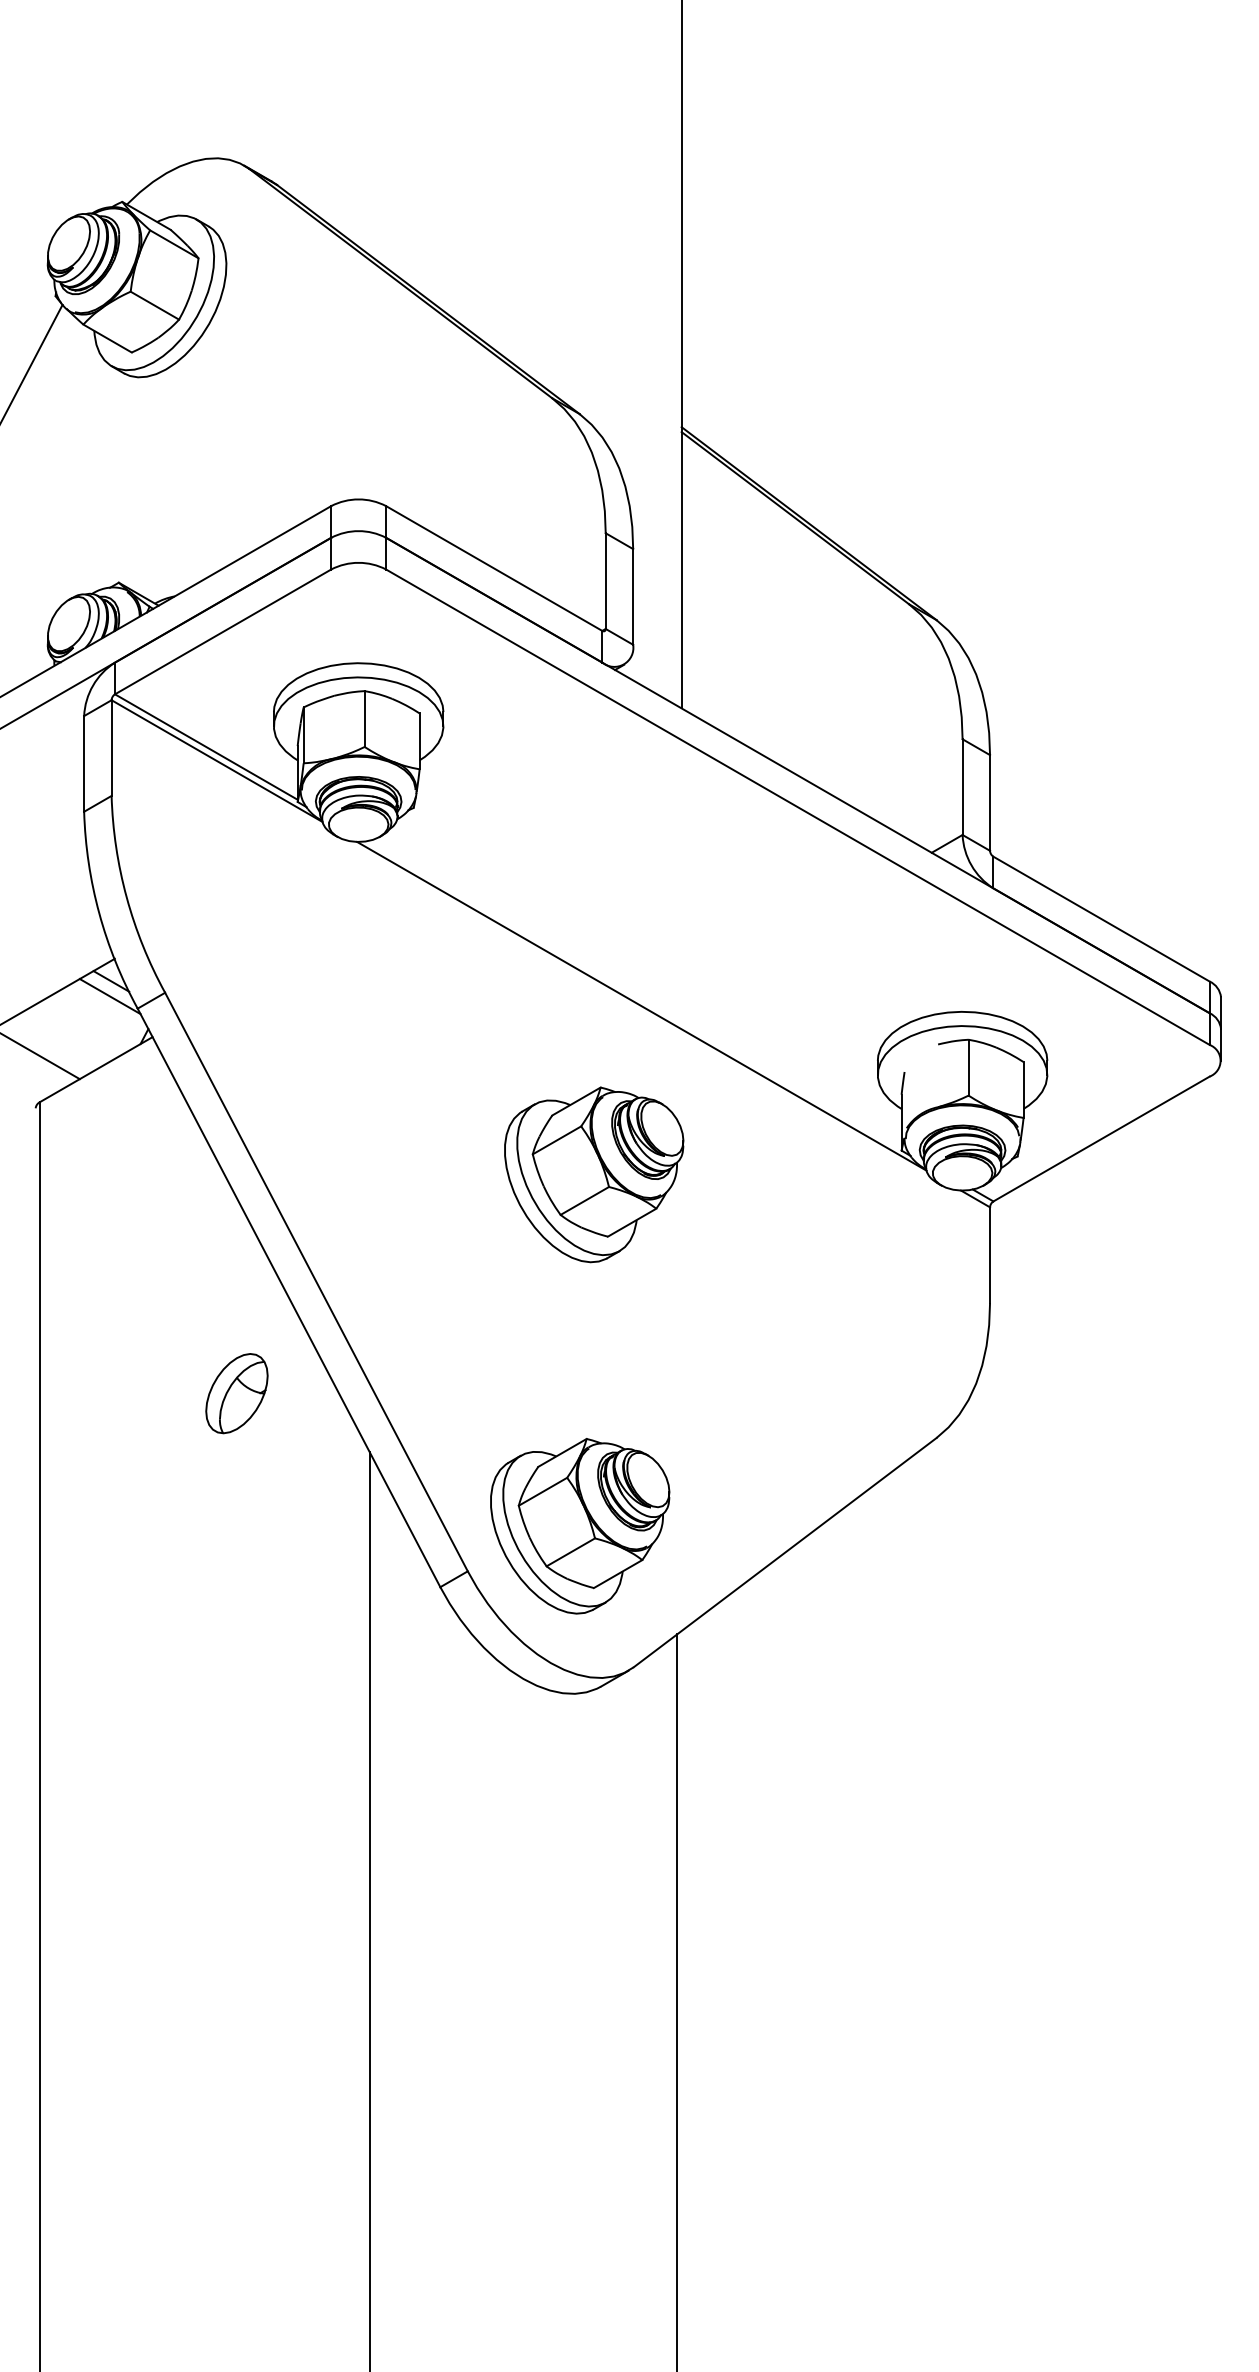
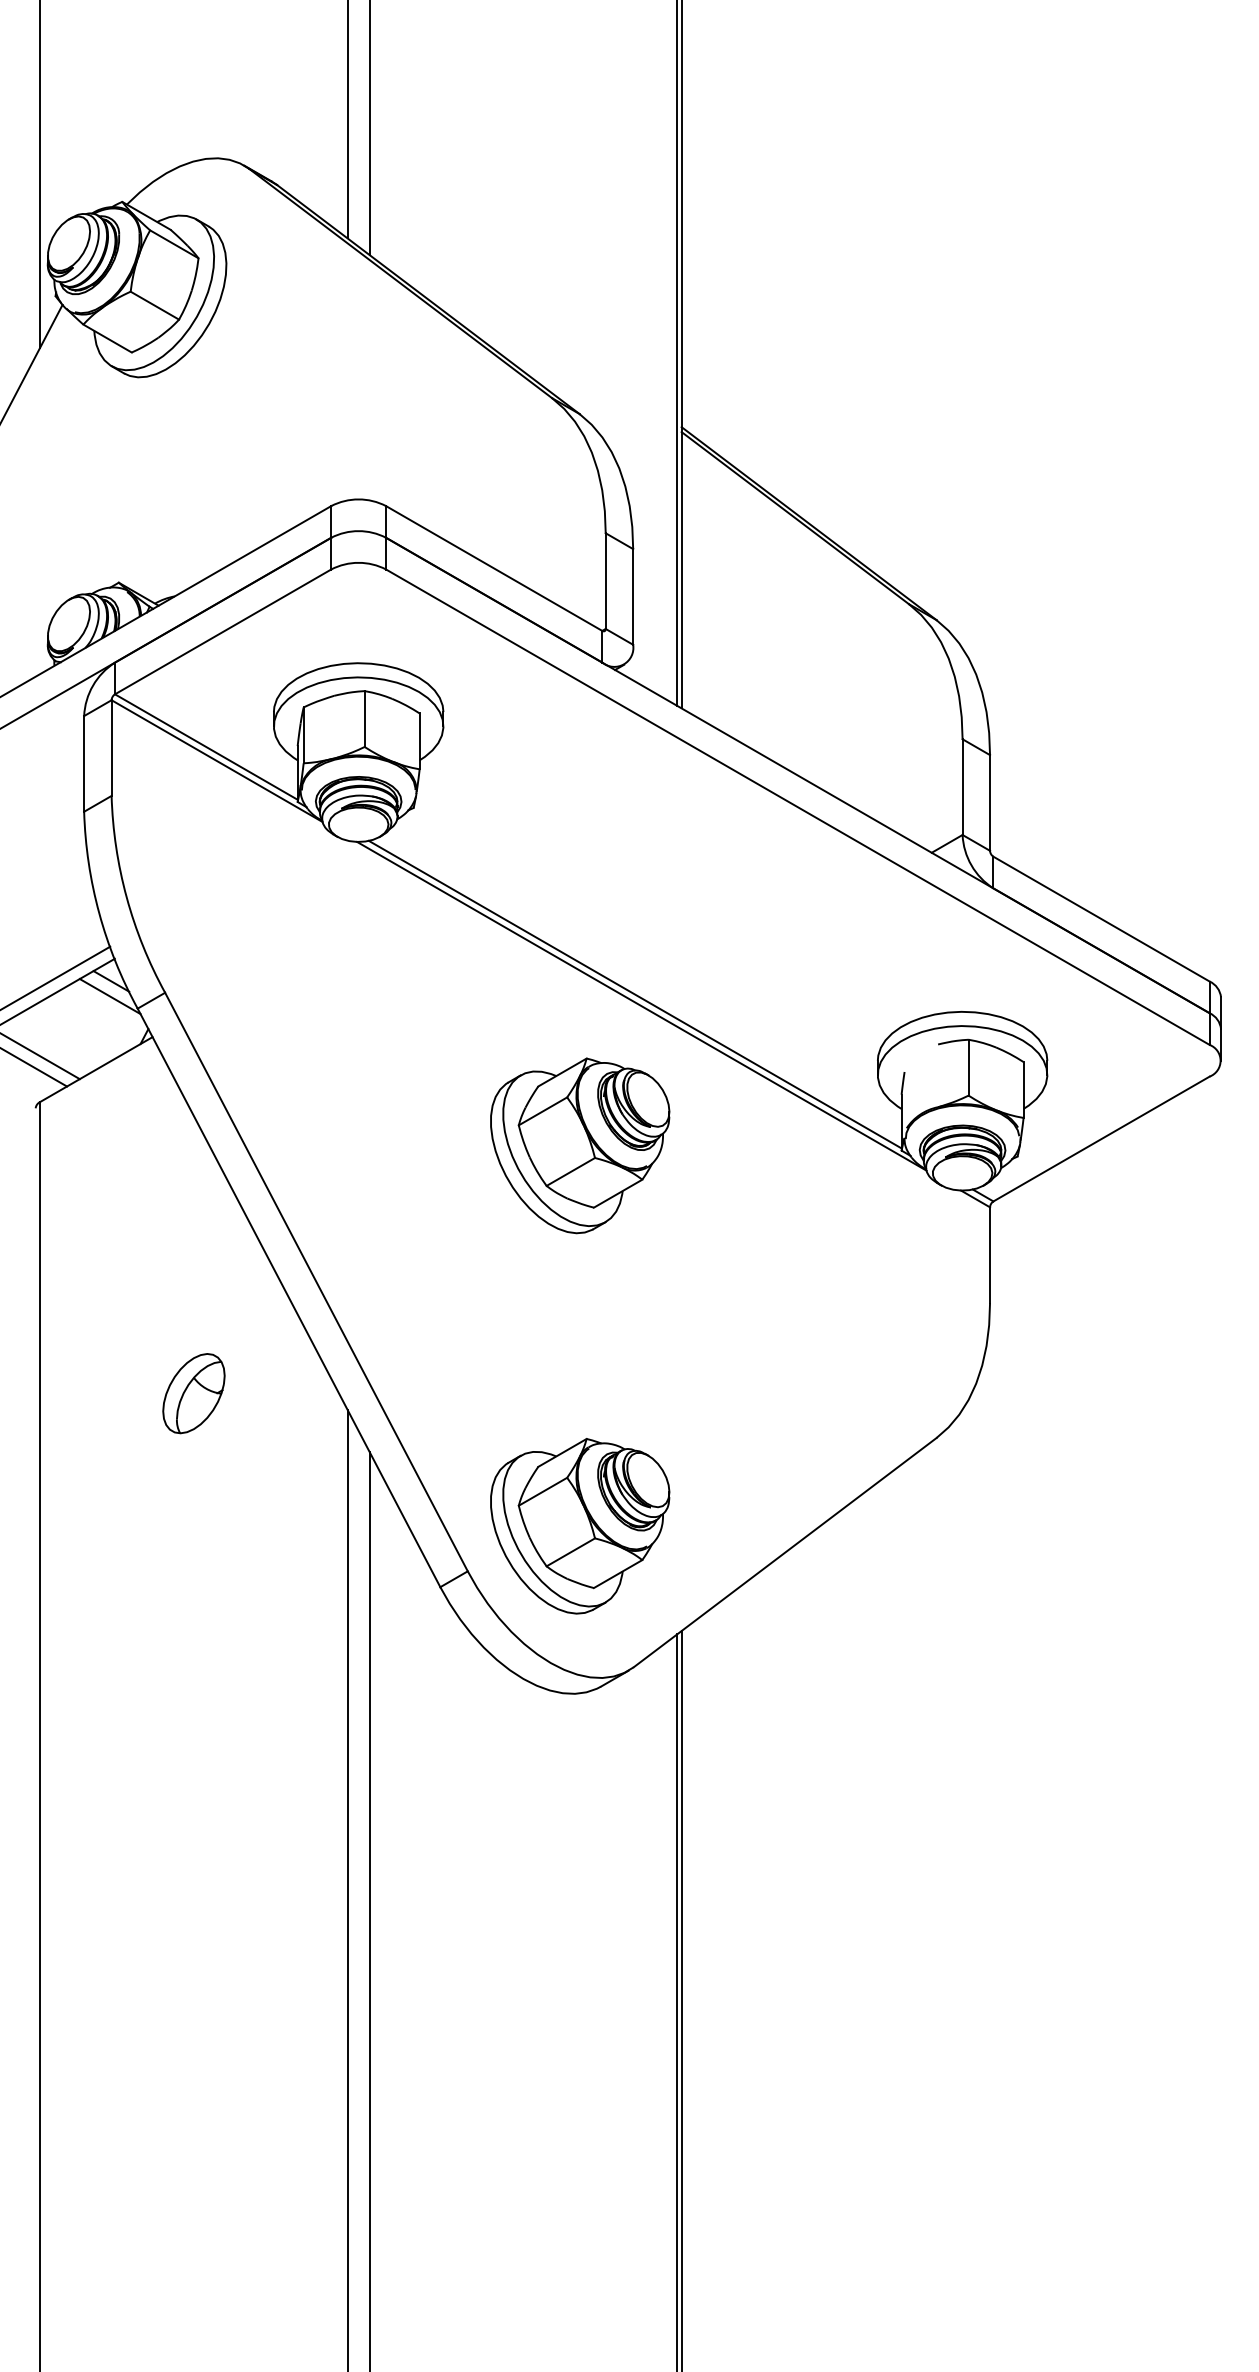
line: none -> present (347, 120)
line: none -> present (369, 128)
line: none -> present (40, 174)
line: none -> present (677, 353)
line: none -> present (56, 977)
line: none -> present (634, 994)
line: none -> present (34, 1067)
part position: (594, 1174) -> (580, 1145) (580, 1145)
part position: (236, 1393) -> (193, 1393) (193, 1393)
line: none -> present (347, 1889)
line: none -> present (681, 1999)
